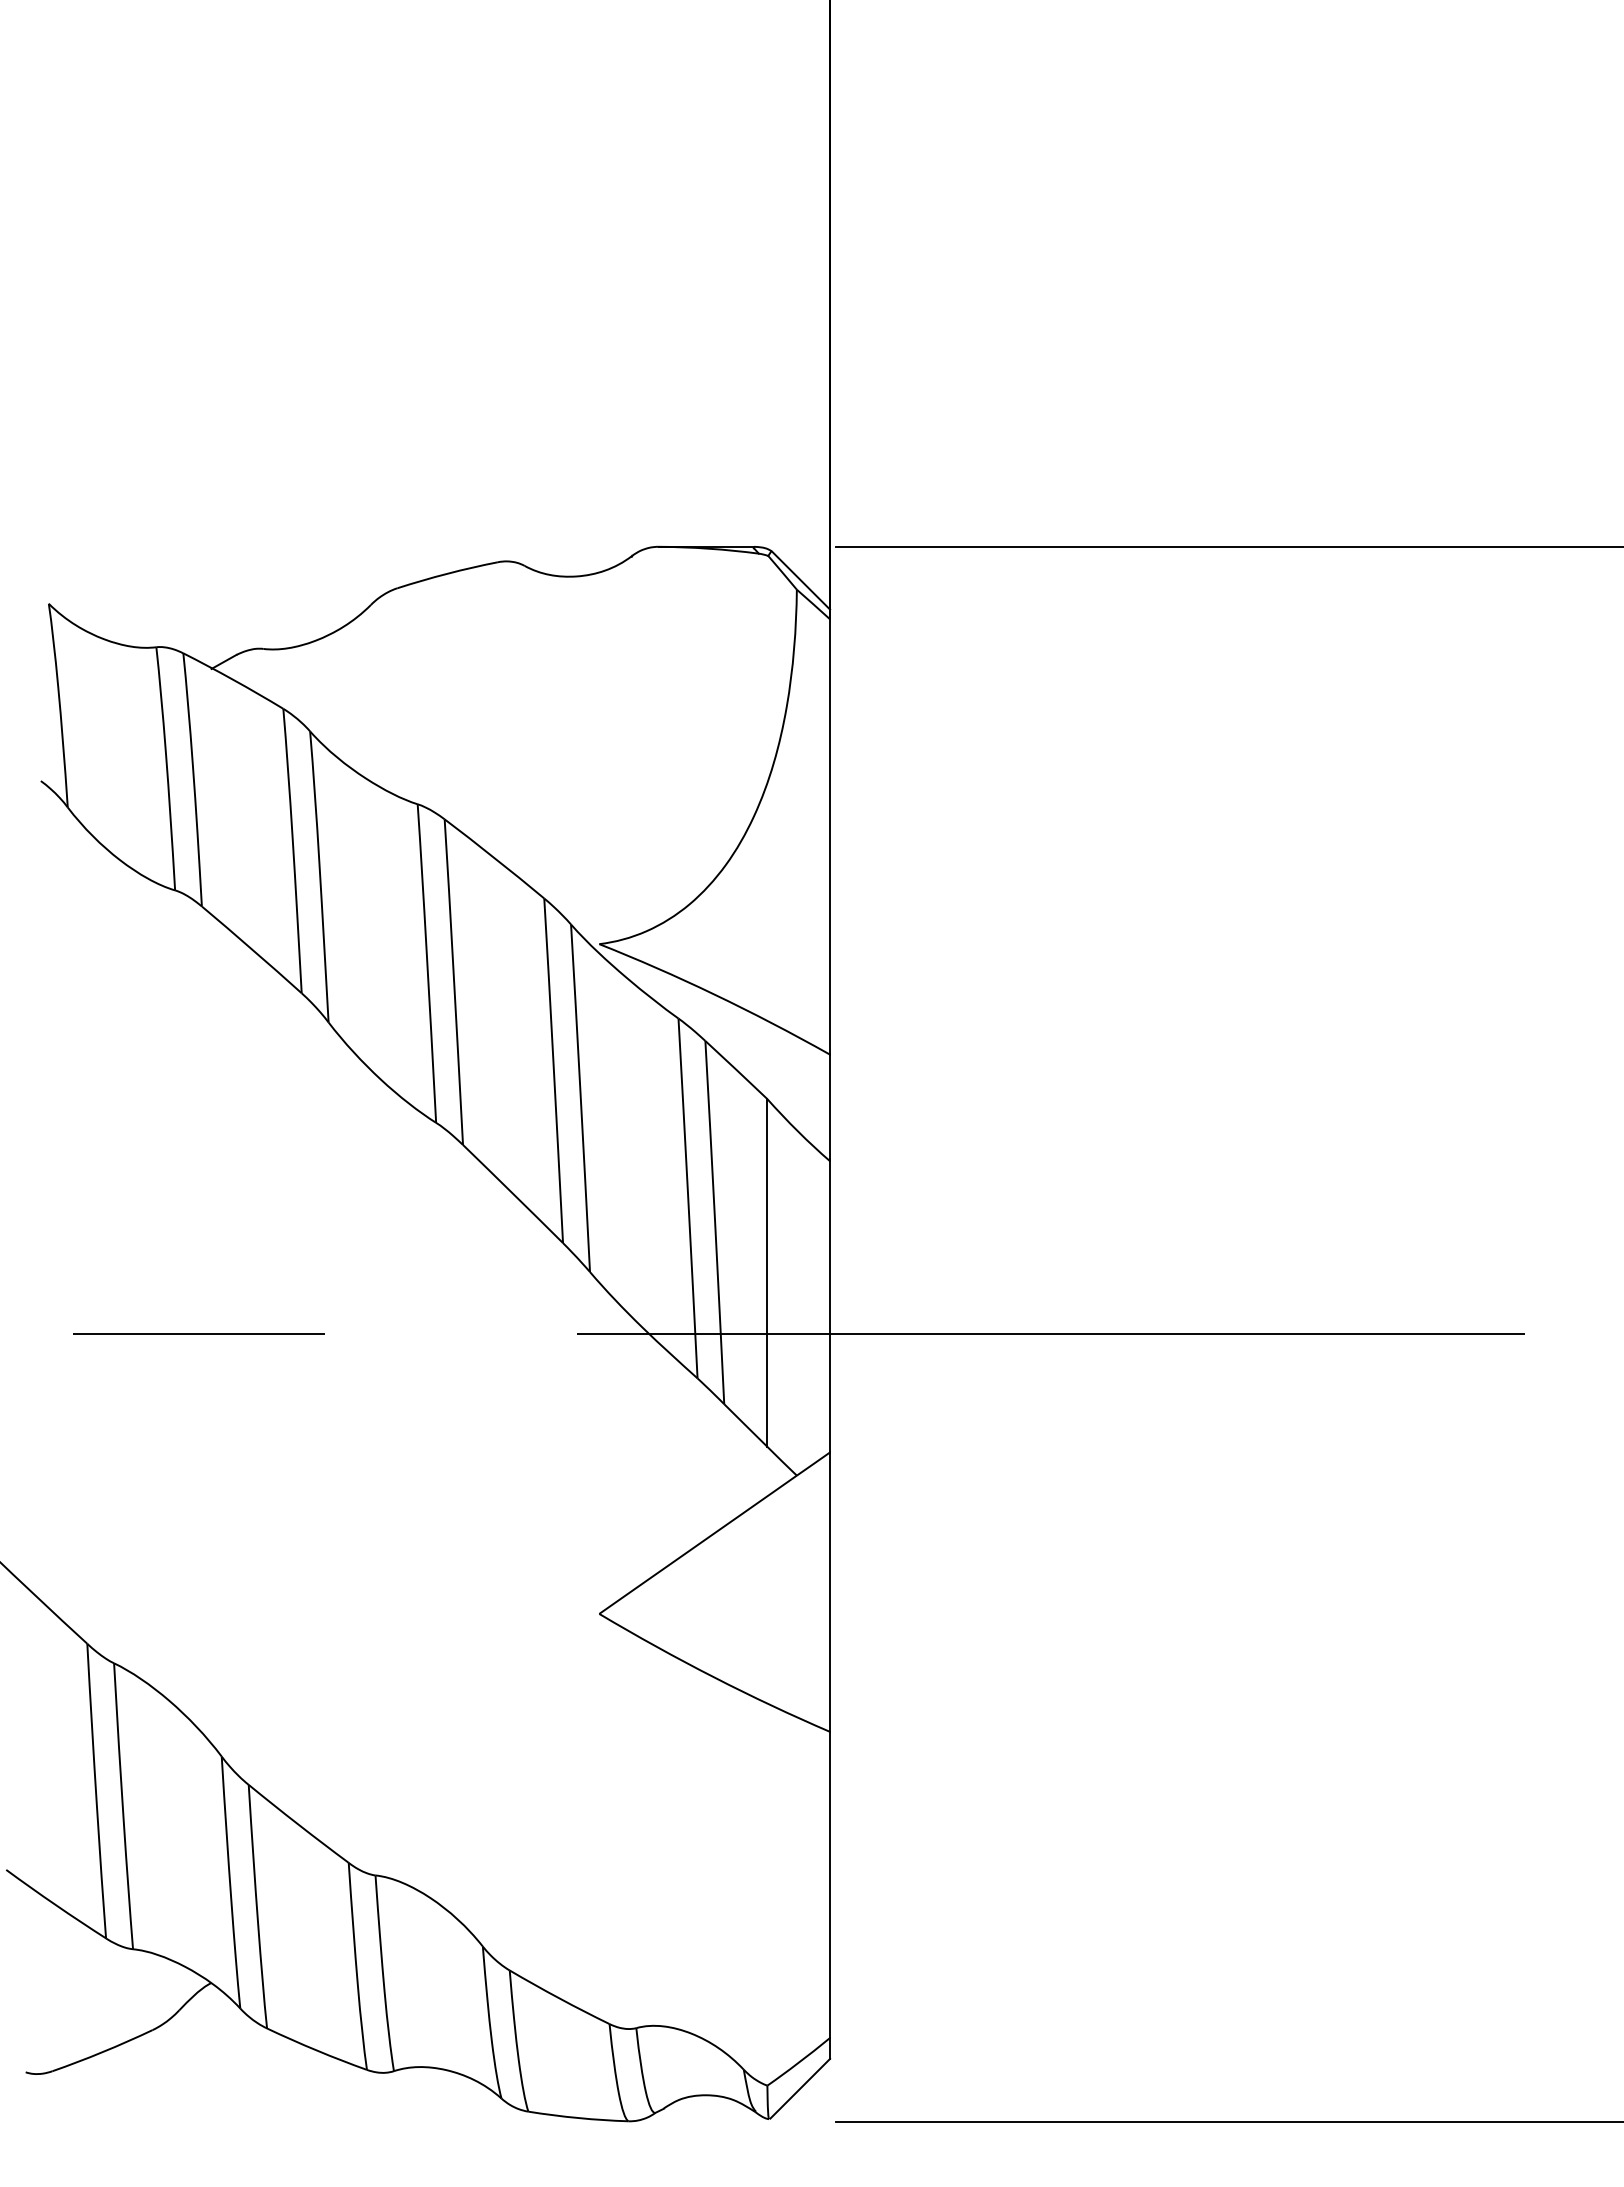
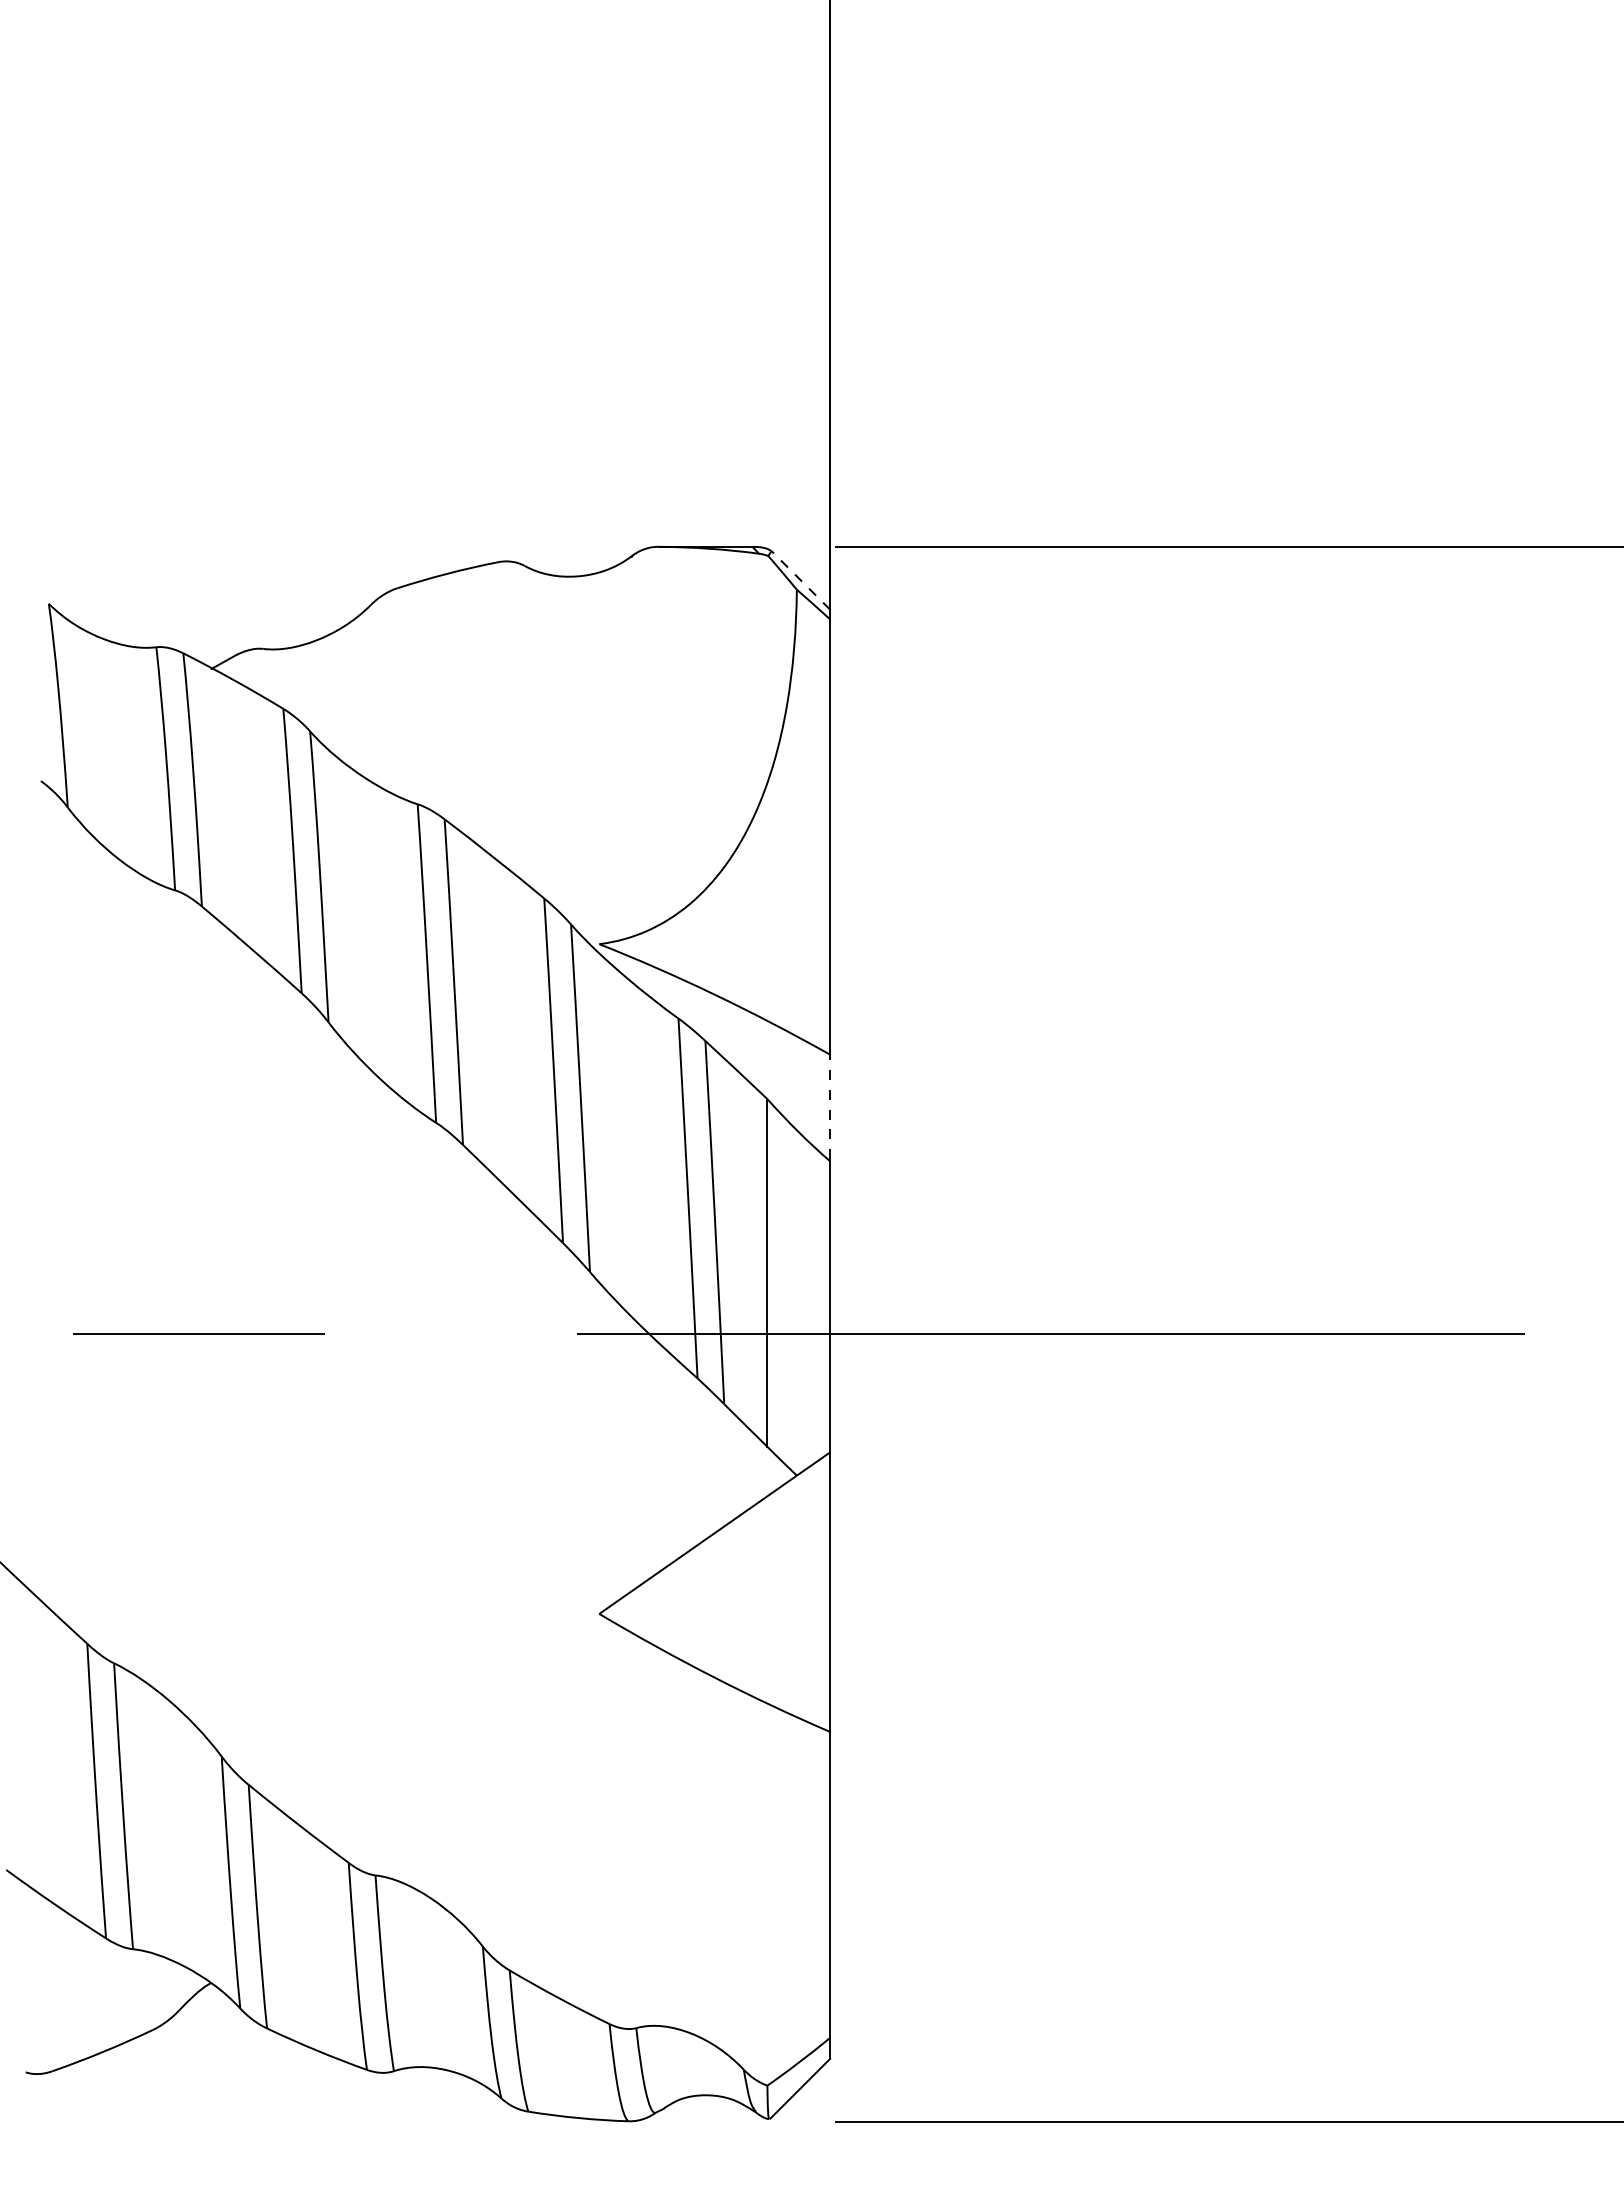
line: solid -> dashed (800, 580)
line: solid -> dashed (830, 1106)
